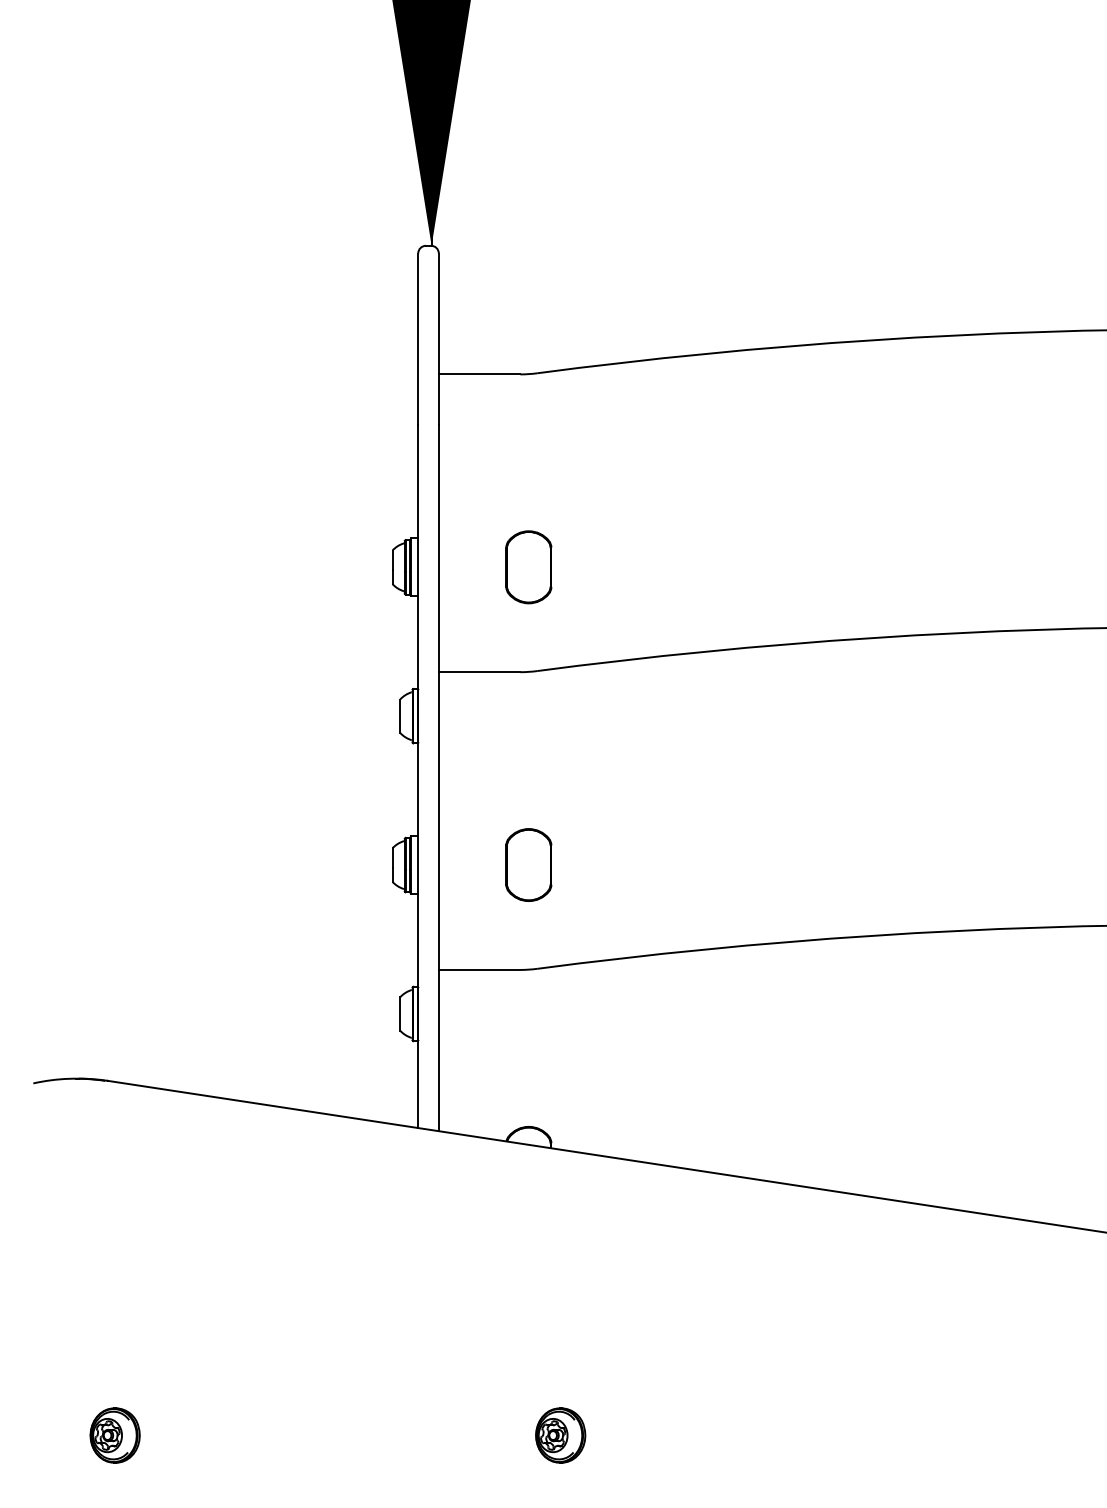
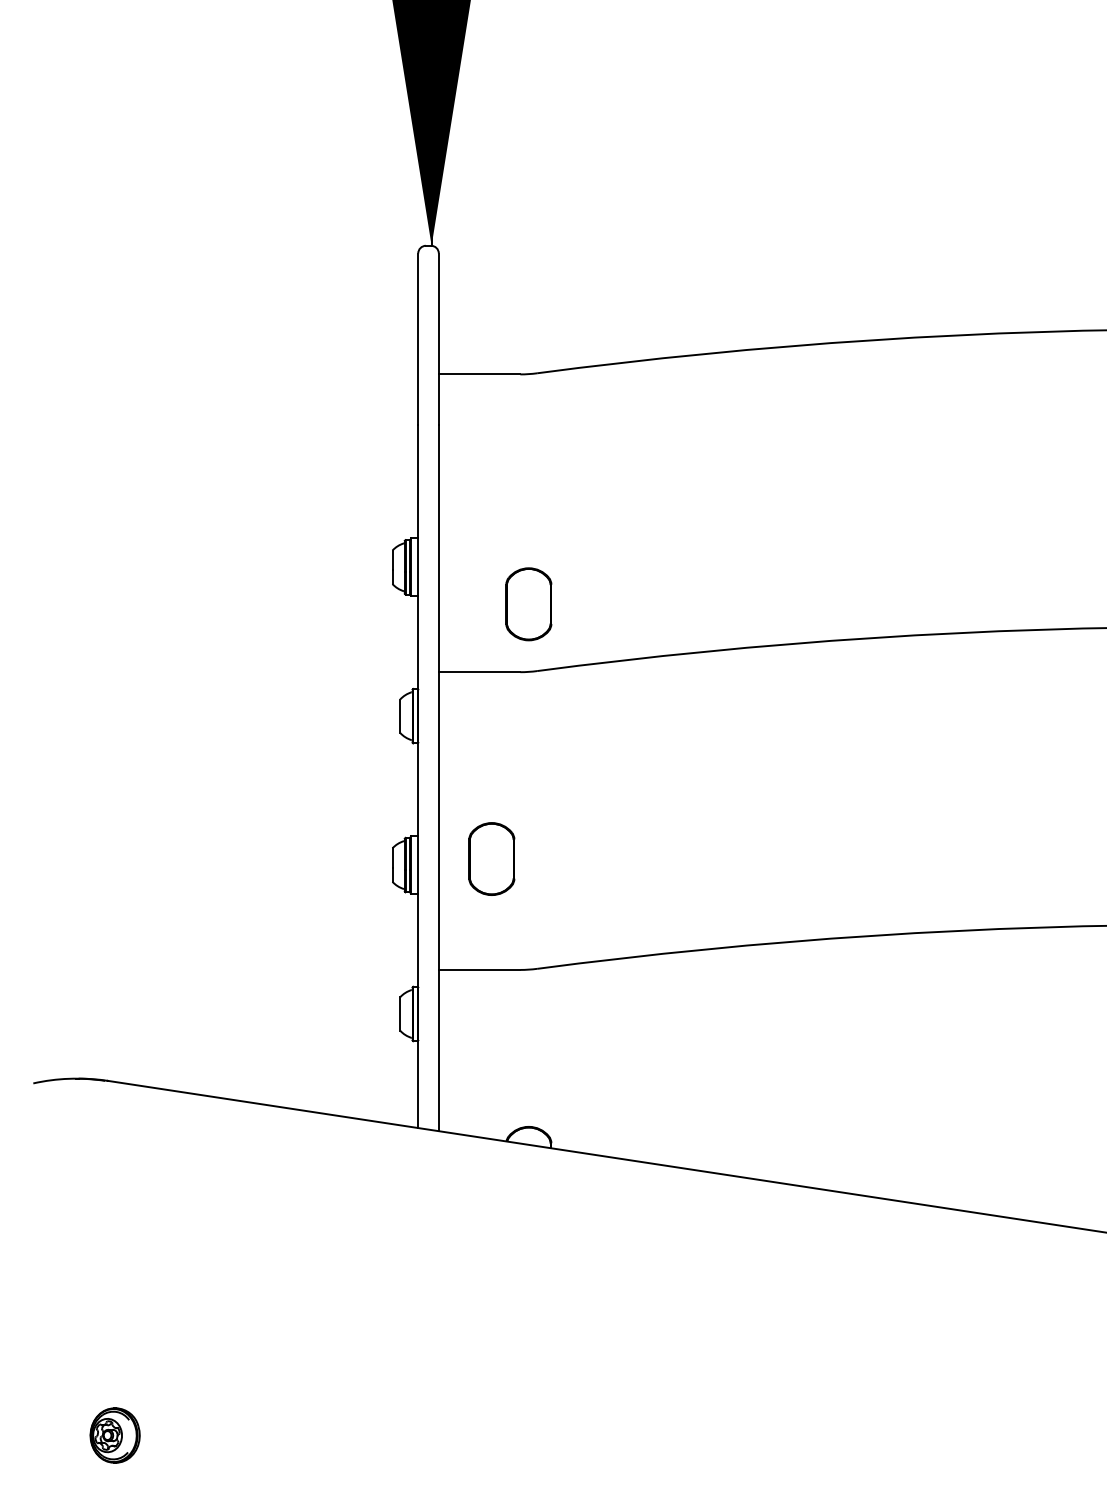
part position: (528, 567) -> (528, 604) (528, 604)
part position: (528, 864) -> (491, 858) (491, 858)
part: present -> none (560, 1435)
